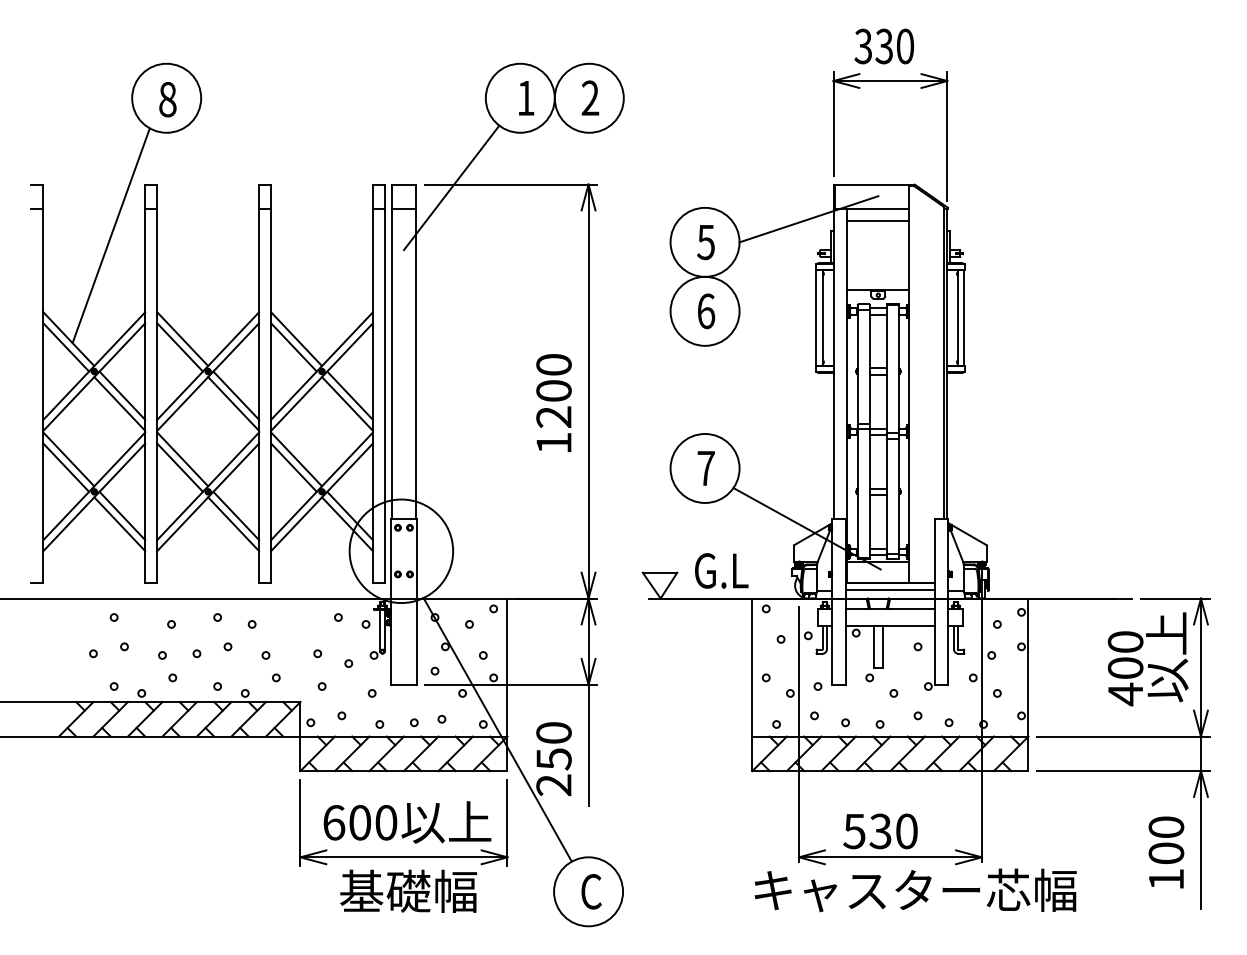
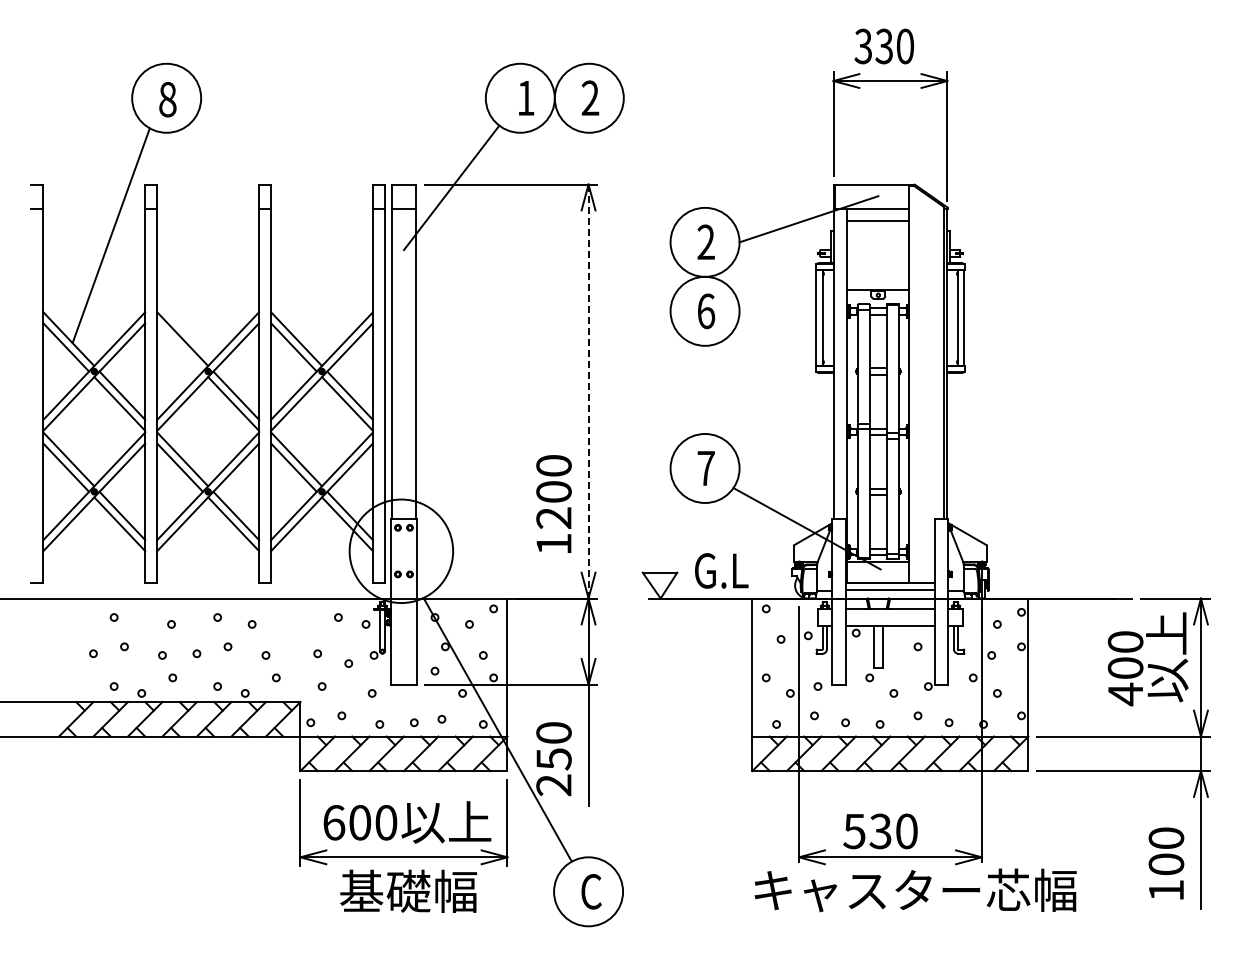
text: 5 -> 2 (705, 242)
line: present -> none (179, 347)
line: solid -> dashed (588, 392)
text position: (553, 402) -> (553, 503) (553, 503)
text position: (1166, 852) -> (1166, 863) (1166, 863)
